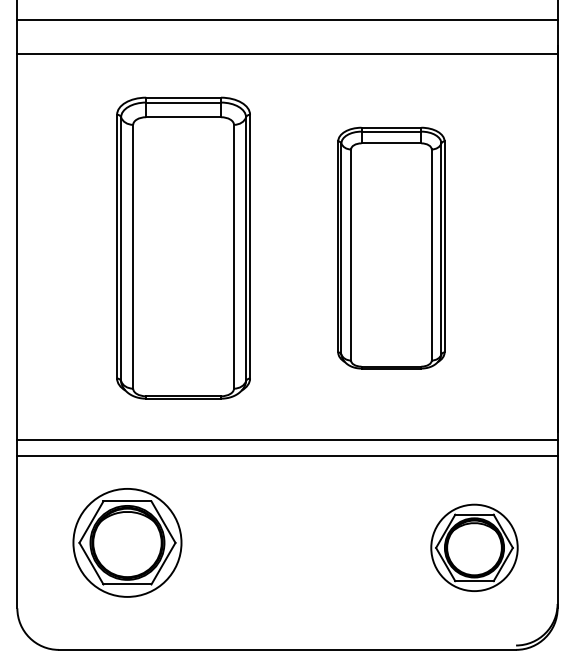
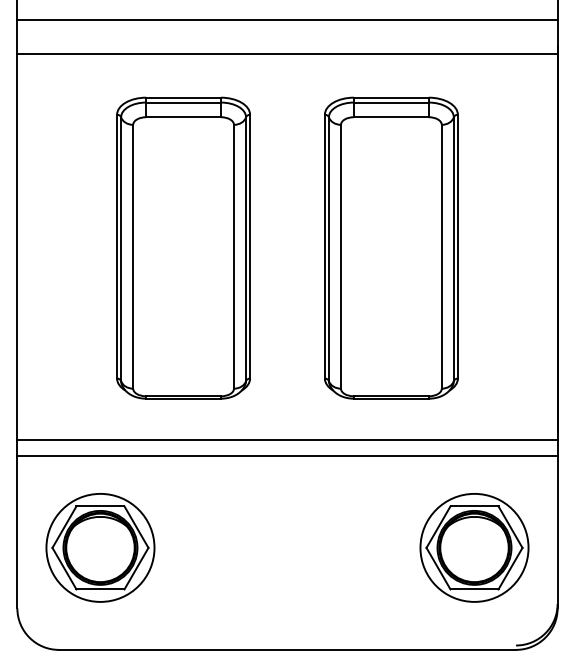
part size: 109x244 px -> 135x304 px (391, 247)
part position: (127, 542) -> (100, 547) (100, 547)
part size: 89x89 px -> 111x110 px (474, 547)
